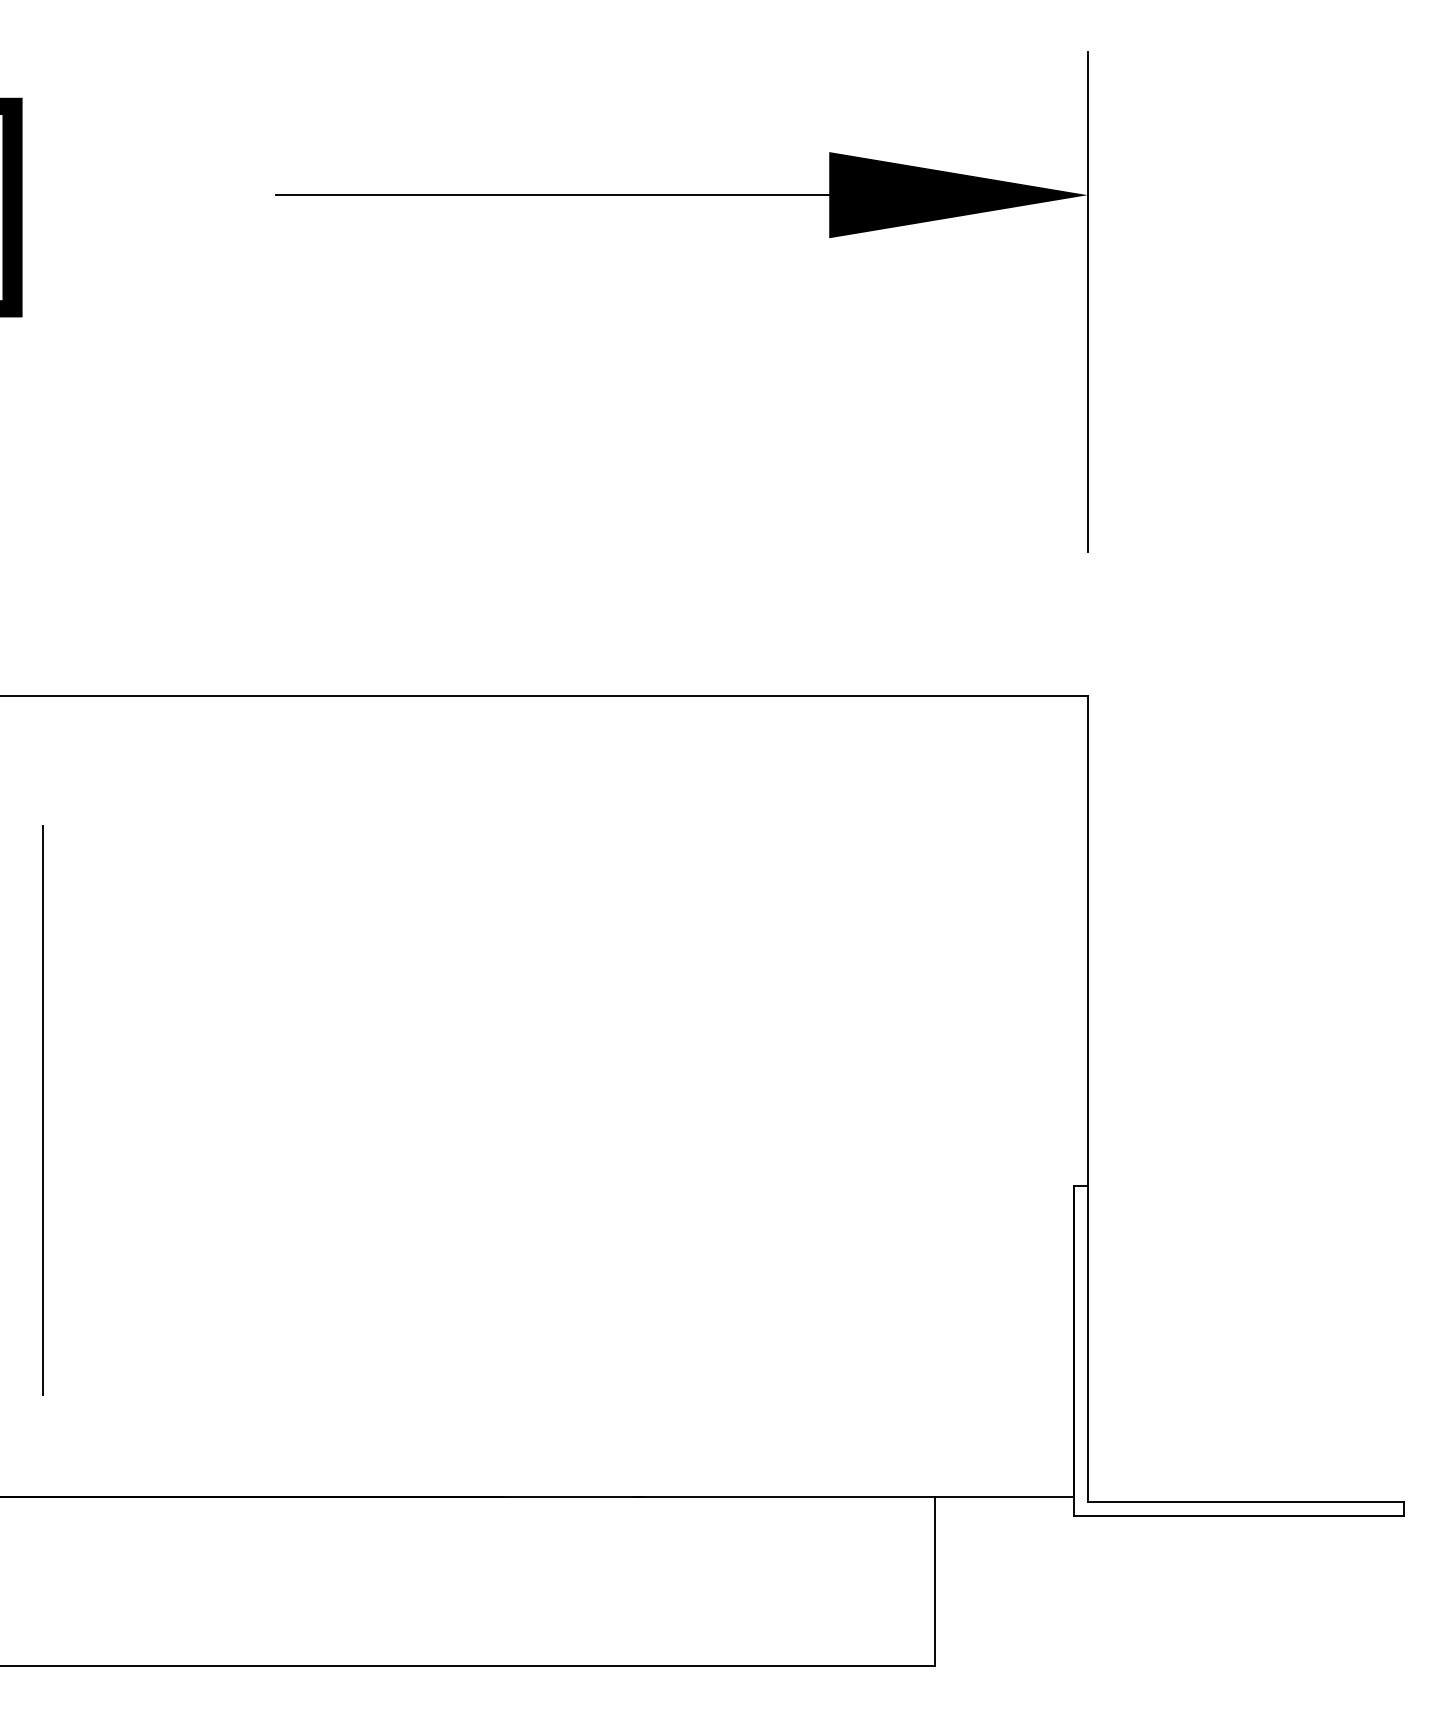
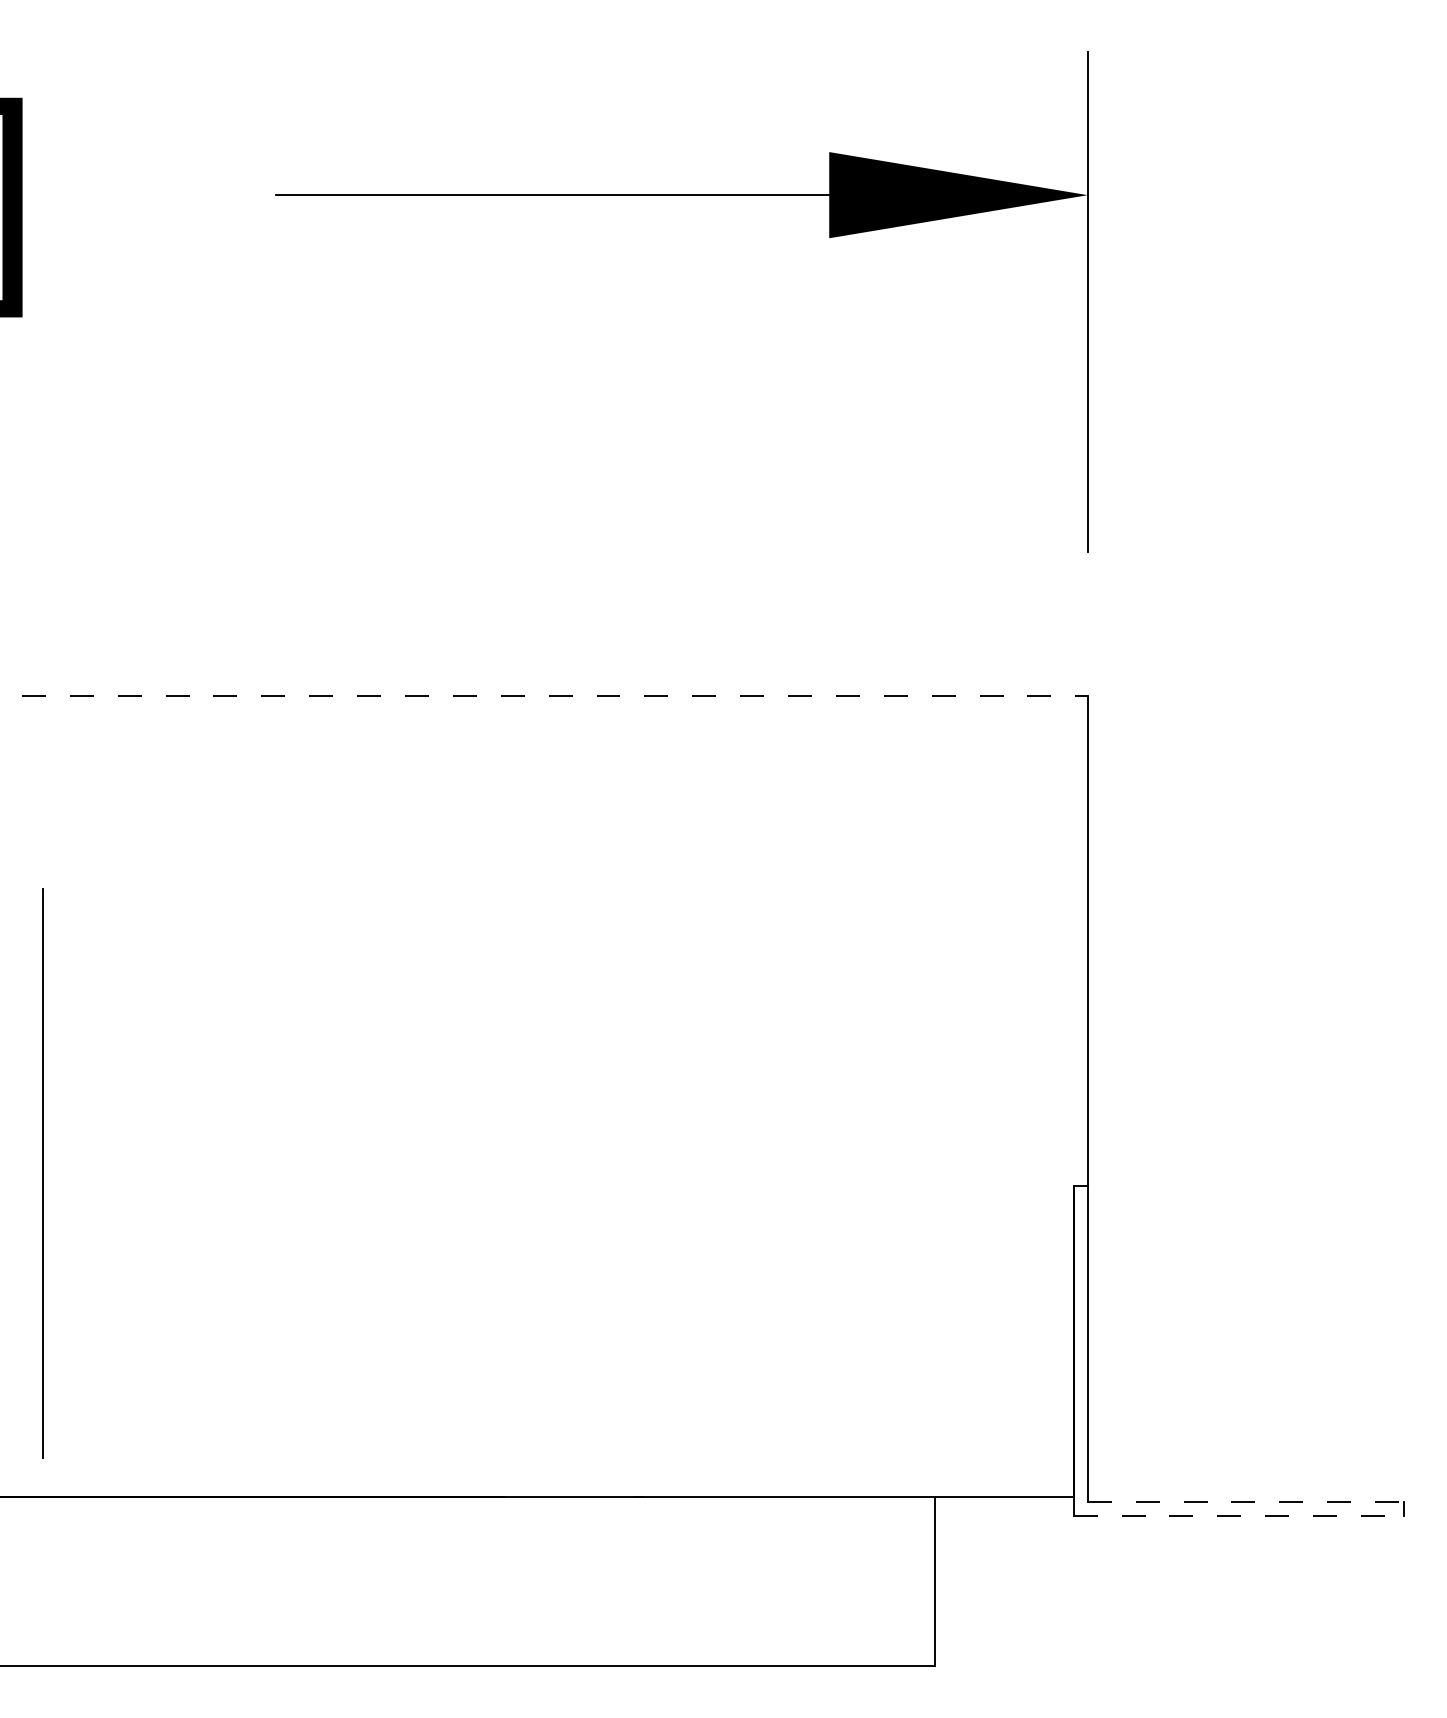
line: solid -> dashed (543, 695)
line position: (42, 1110) -> (42, 1173) (42, 1173)
line: solid -> dashed (1245, 1501)
line: solid -> dashed (1238, 1515)
